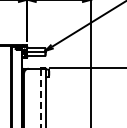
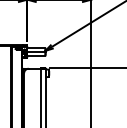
line: dashed -> solid (41, 98)
